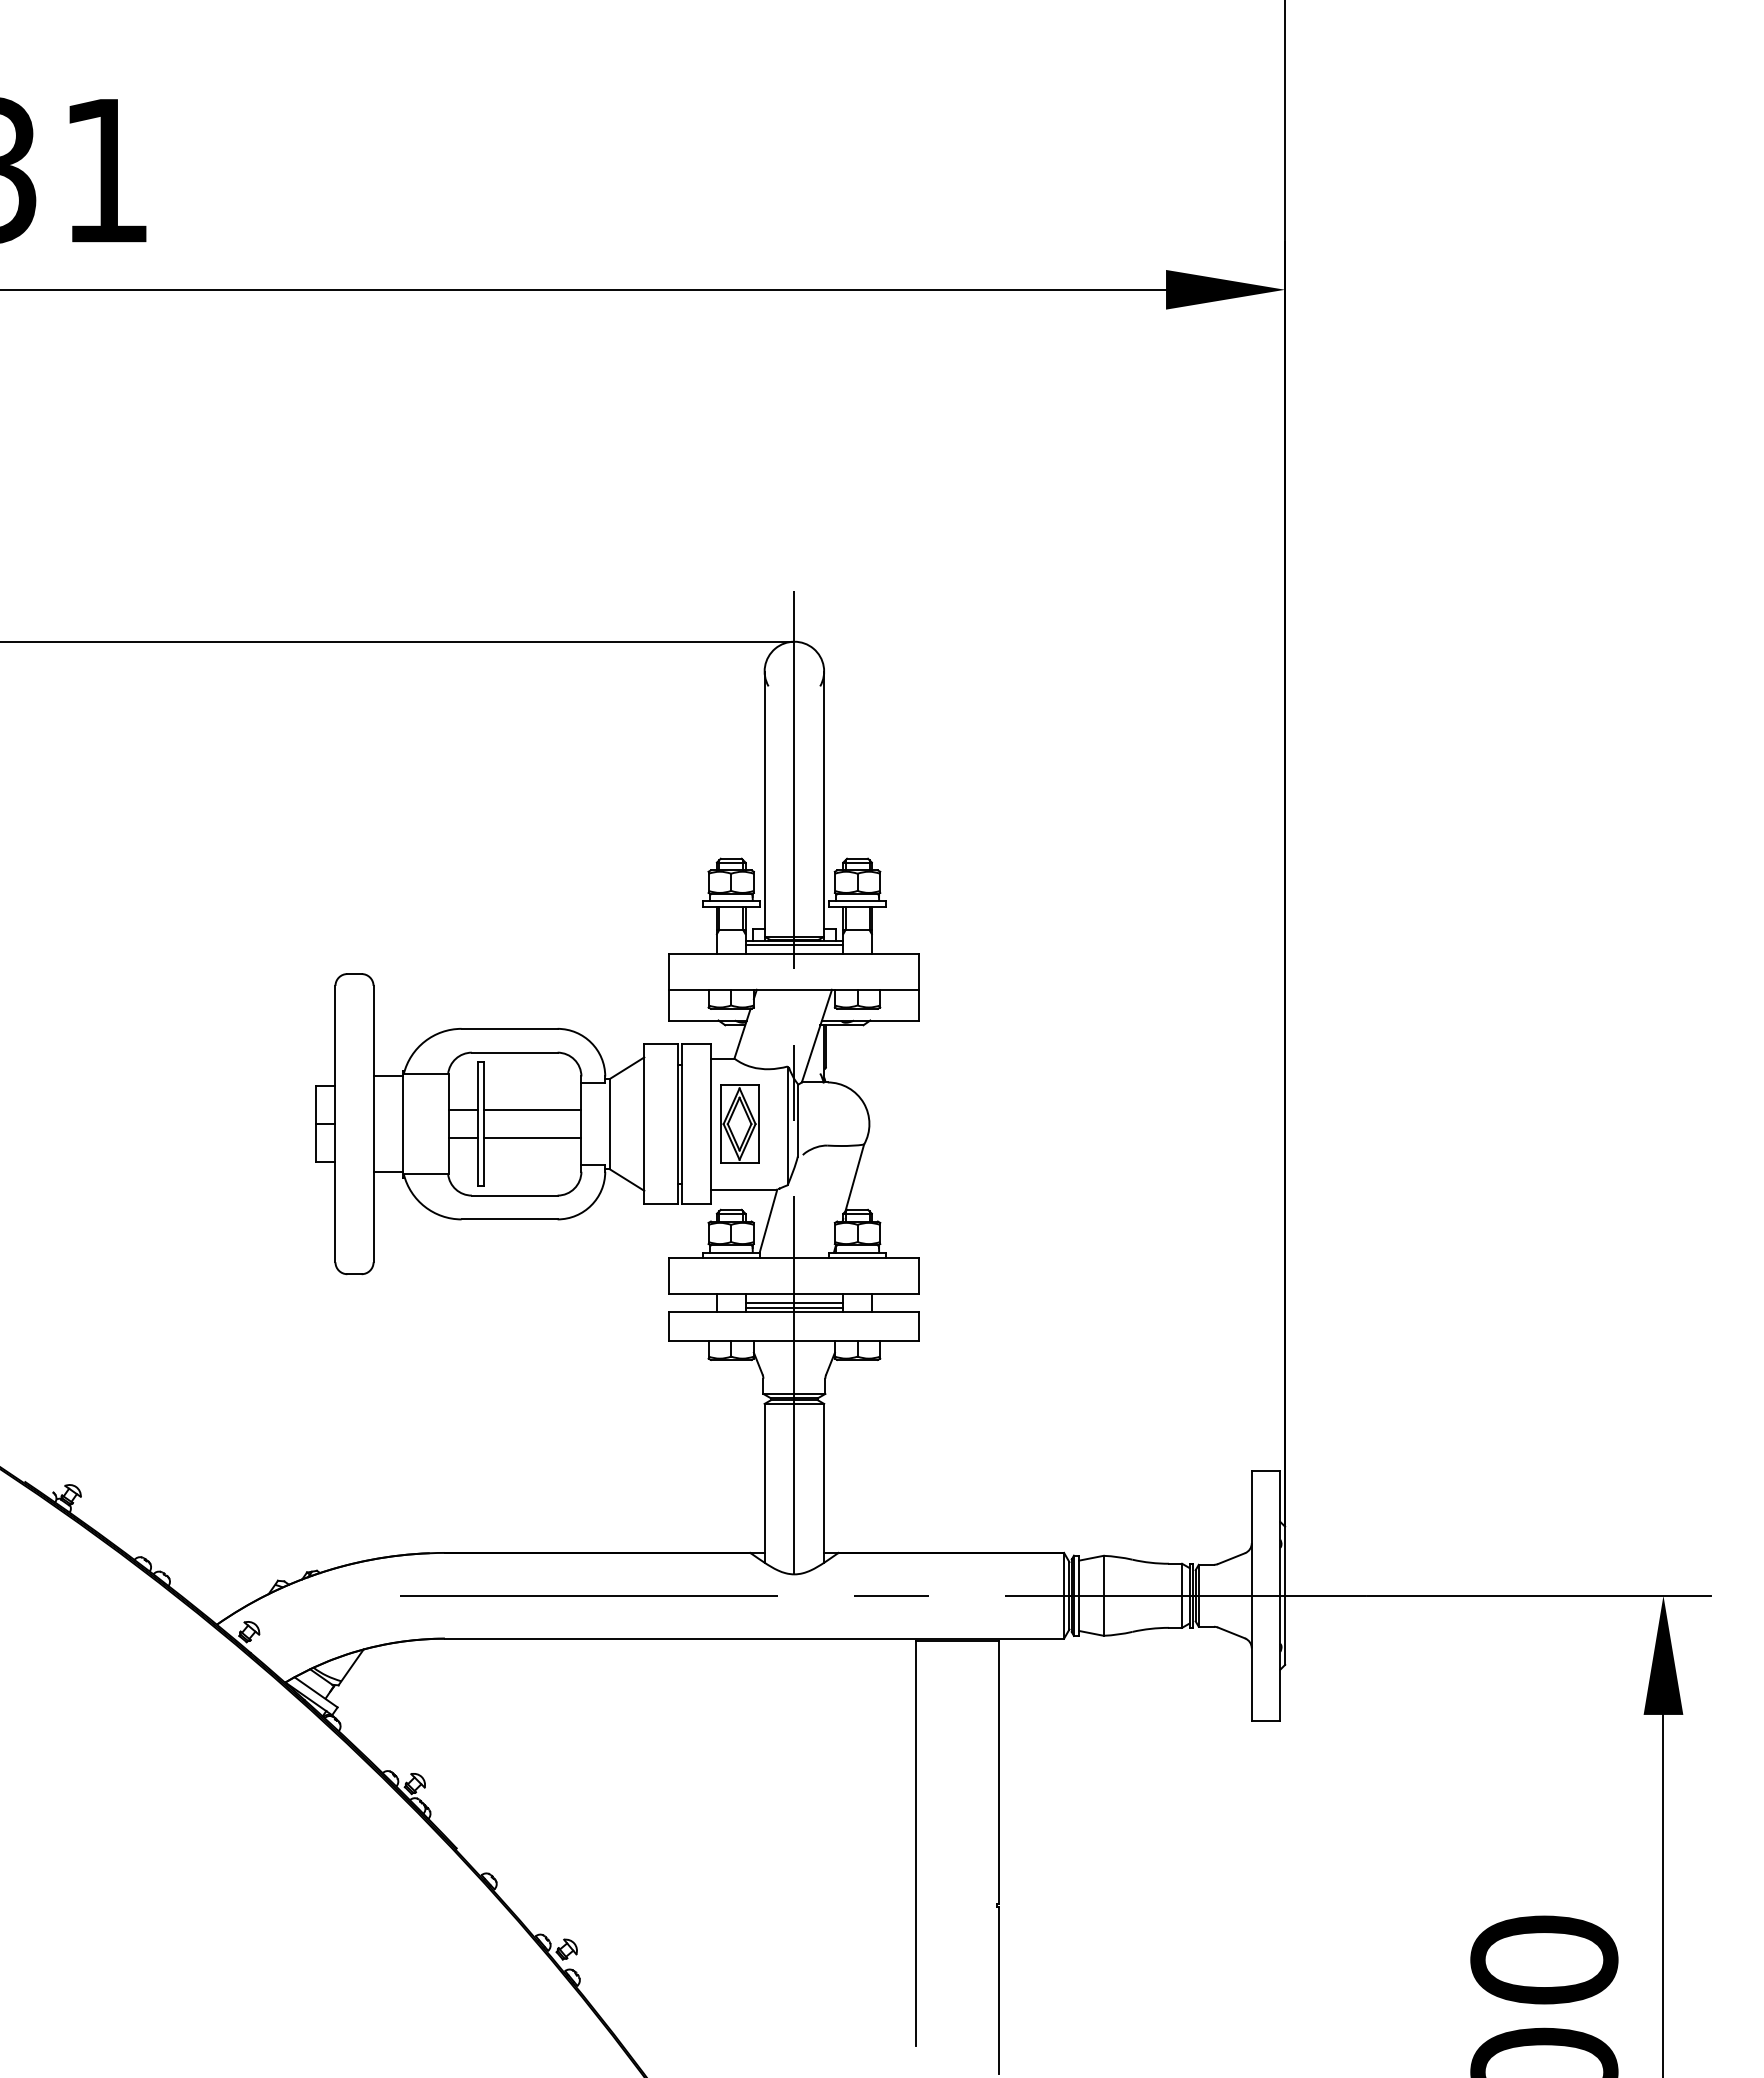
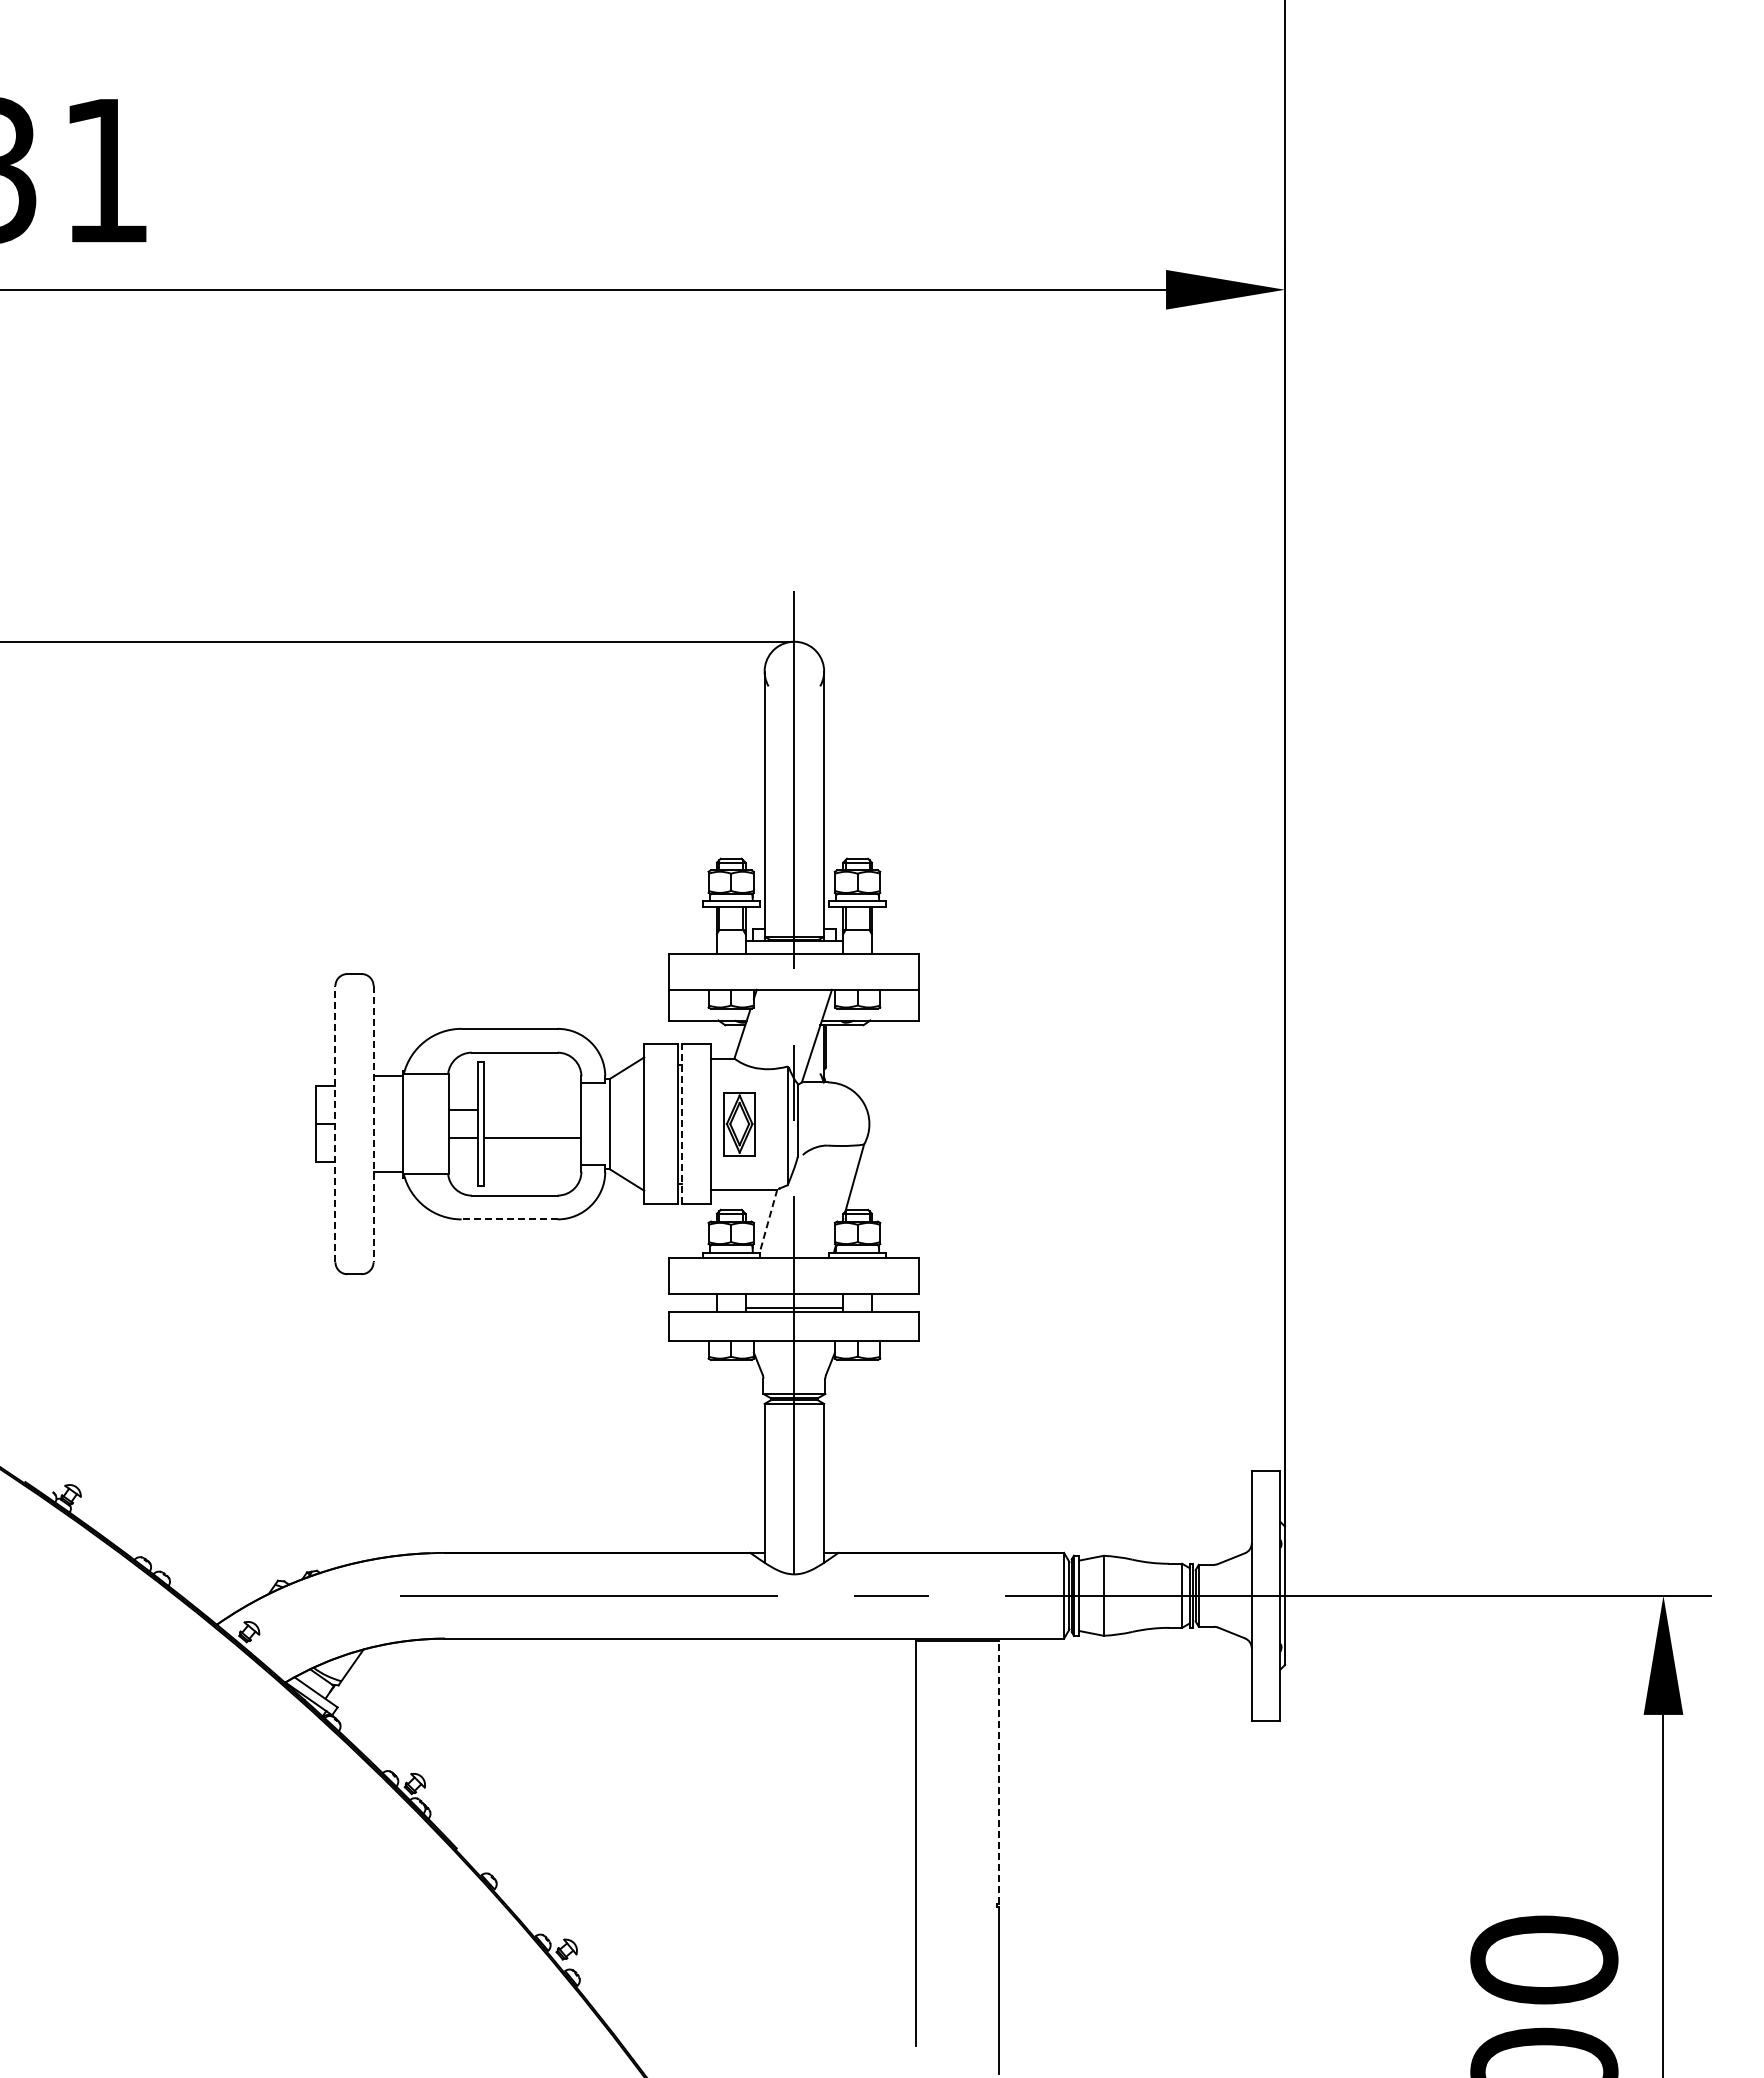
line: present -> none (794, 945)
line: present -> none (532, 1109)
line: solid -> dashed (335, 1123)
line: solid -> dashed (682, 1123)
part size: 40x80 px -> 33x65 px (739, 1124)
line: solid -> dashed (373, 1124)
line: solid -> dashed (509, 1219)
line: solid -> dashed (768, 1221)
line: present -> none (794, 1302)
line: solid -> dashed (999, 1772)
